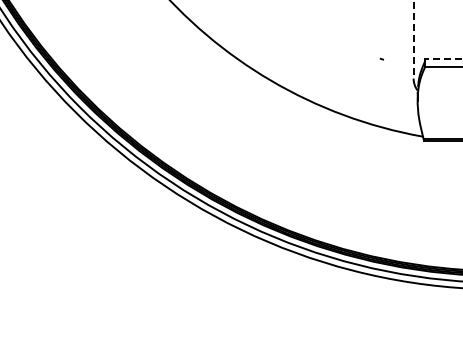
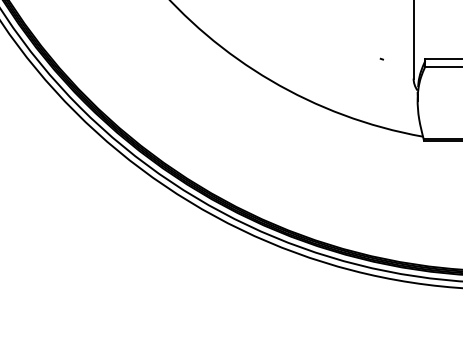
line: dashed -> solid (413, 39)
line: dashed -> solid (443, 59)
